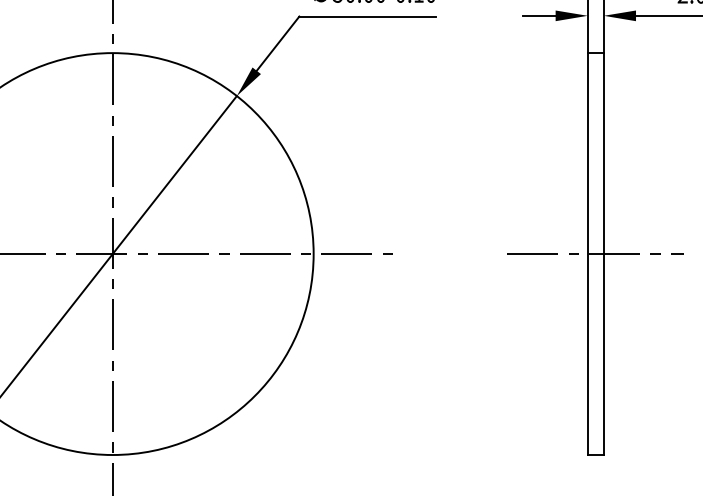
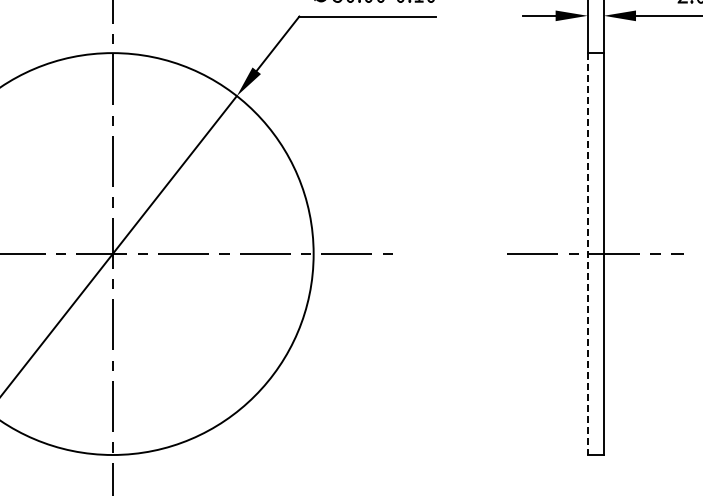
line: solid -> dashed (587, 254)
